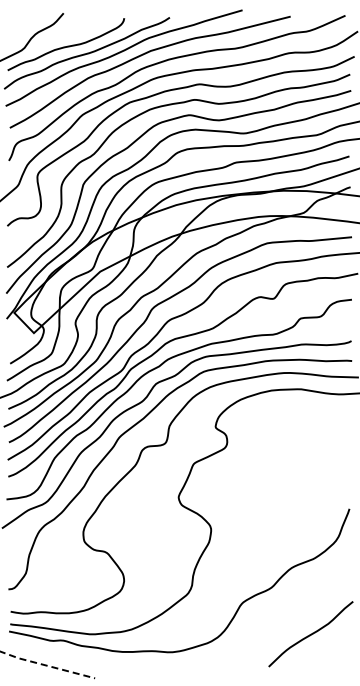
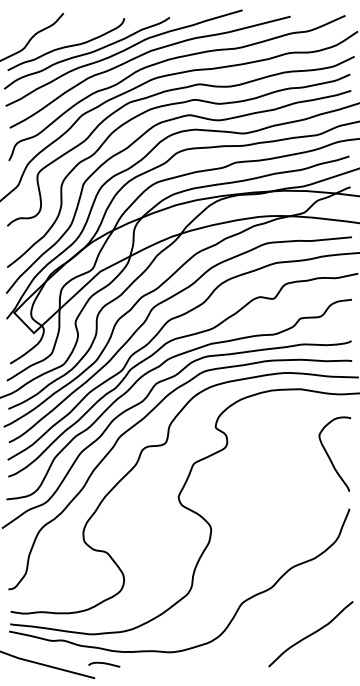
curve: none -> present (329, 455)
curve: none -> present (104, 664)
line: dashed -> solid (47, 665)
